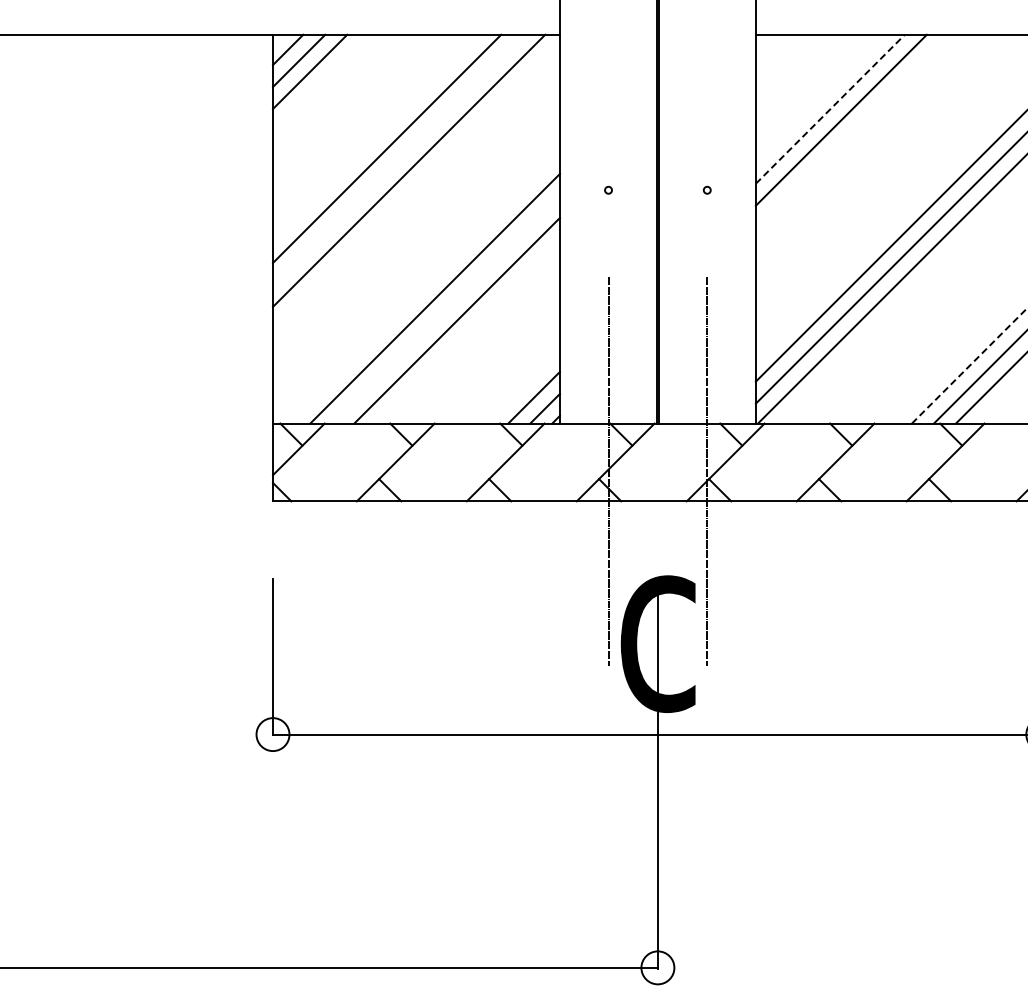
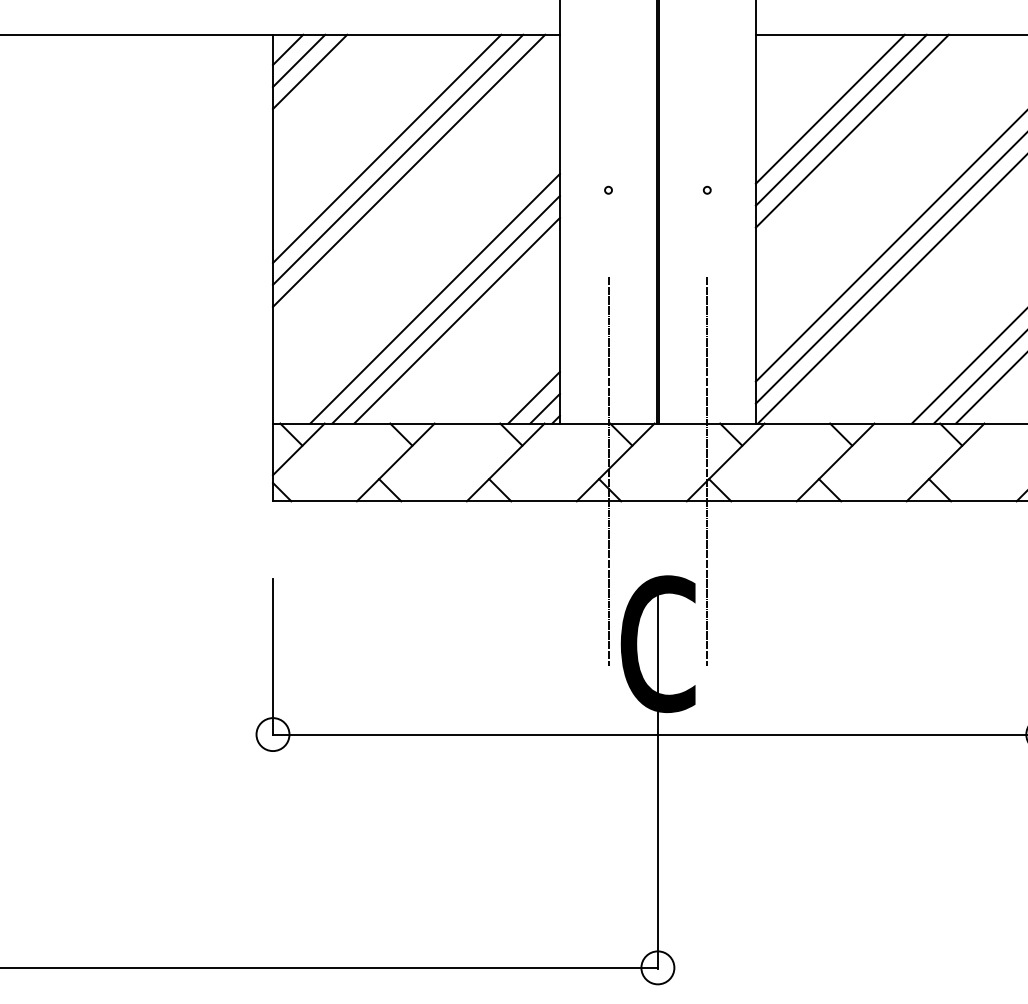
line: dashed -> solid (830, 108)
line: none -> present (851, 130)
line: none -> present (398, 159)
line: none -> present (445, 309)
line: dashed -> solid (969, 365)
